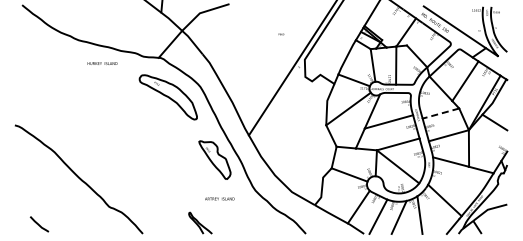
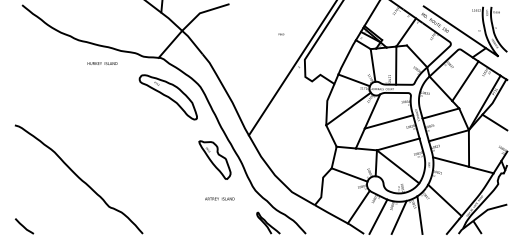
line: dashed -> solid (440, 113)
curve position: (199, 222) -> (267, 222) (267, 222)
line position: (39, 224) -> (24, 226) (24, 226)
